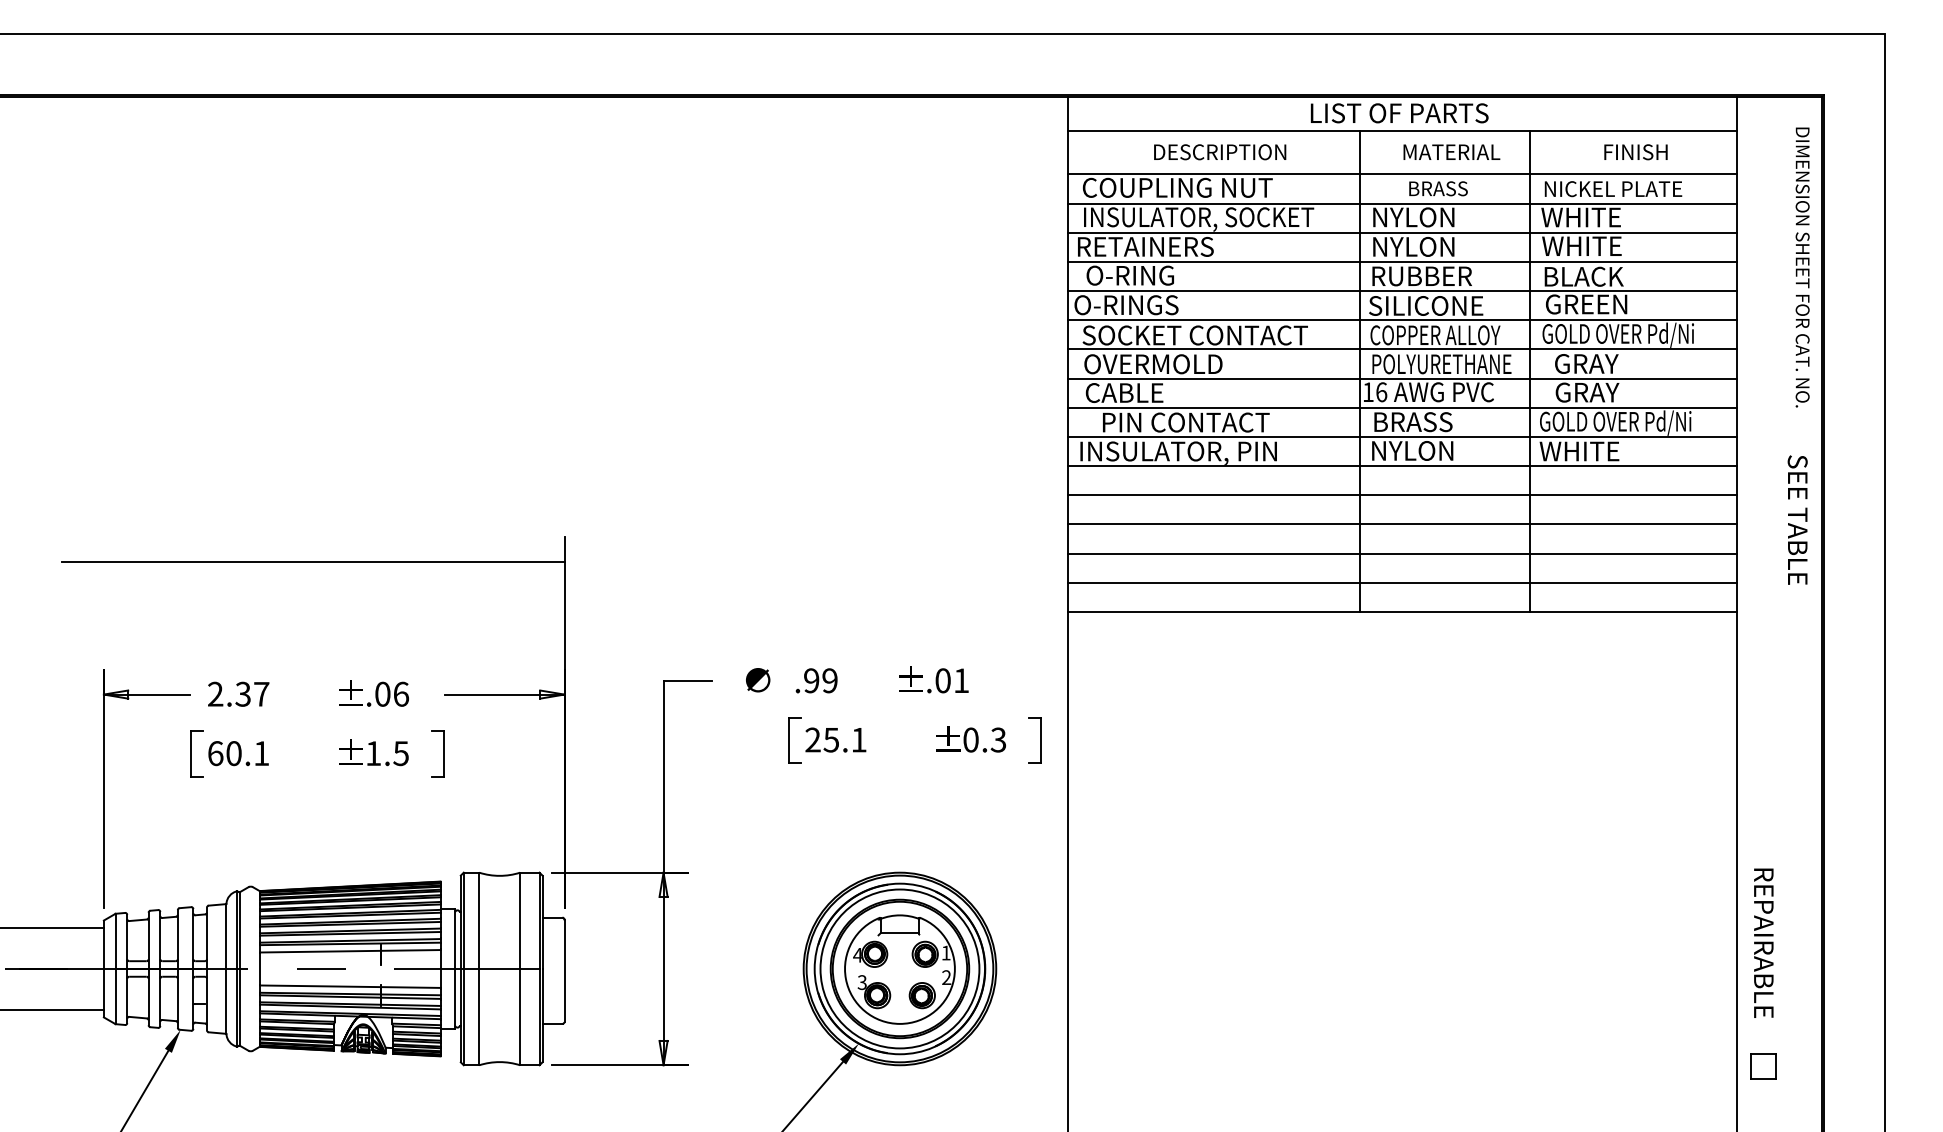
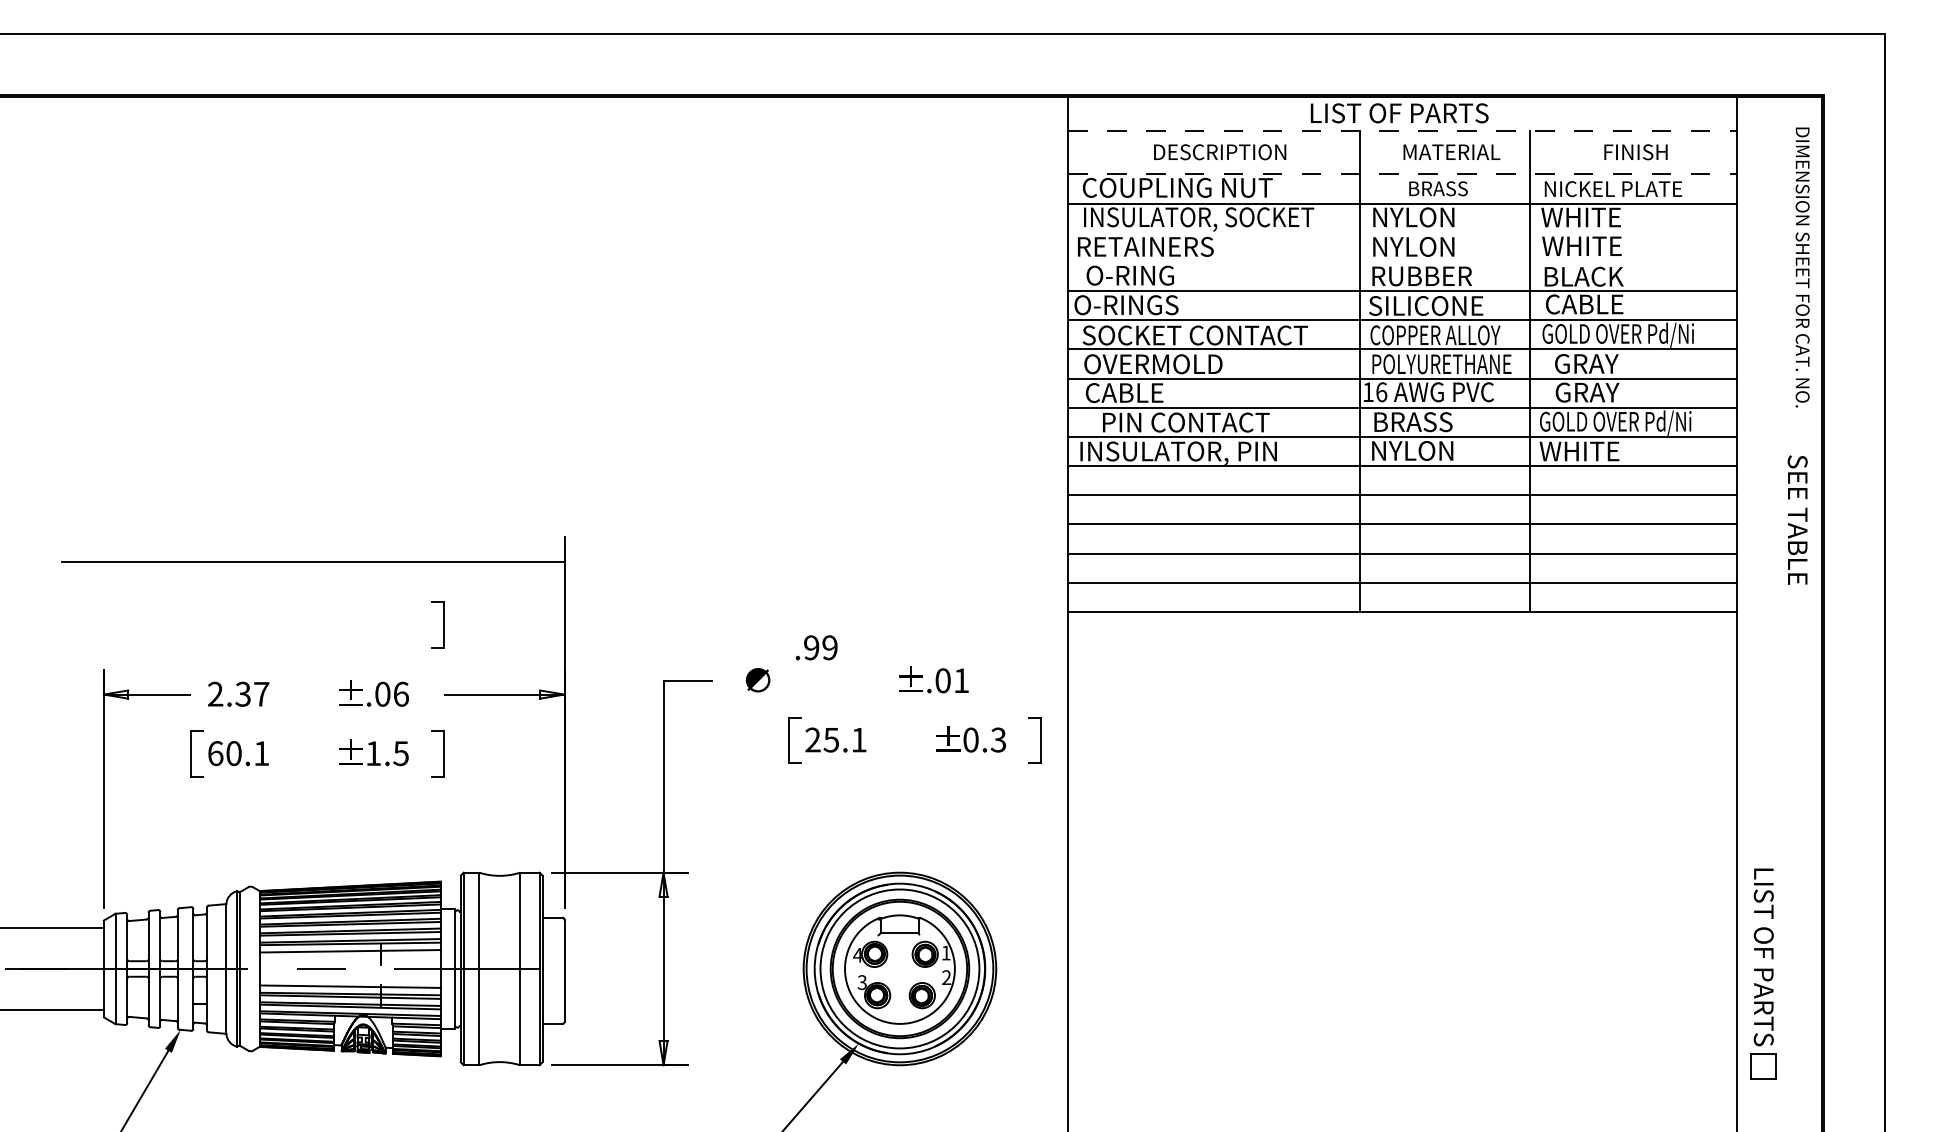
line: solid -> dashed (1403, 130)
line: solid -> dashed (1403, 174)
line: present -> none (1402, 232)
line: present -> none (1402, 261)
text: GREEN -> CABLE (1590, 304)
part: none -> present (437, 624)
text position: (816, 680) -> (816, 647) (816, 647)
text: REPAIRABLE -> LIST OF PARTS (1763, 958)
